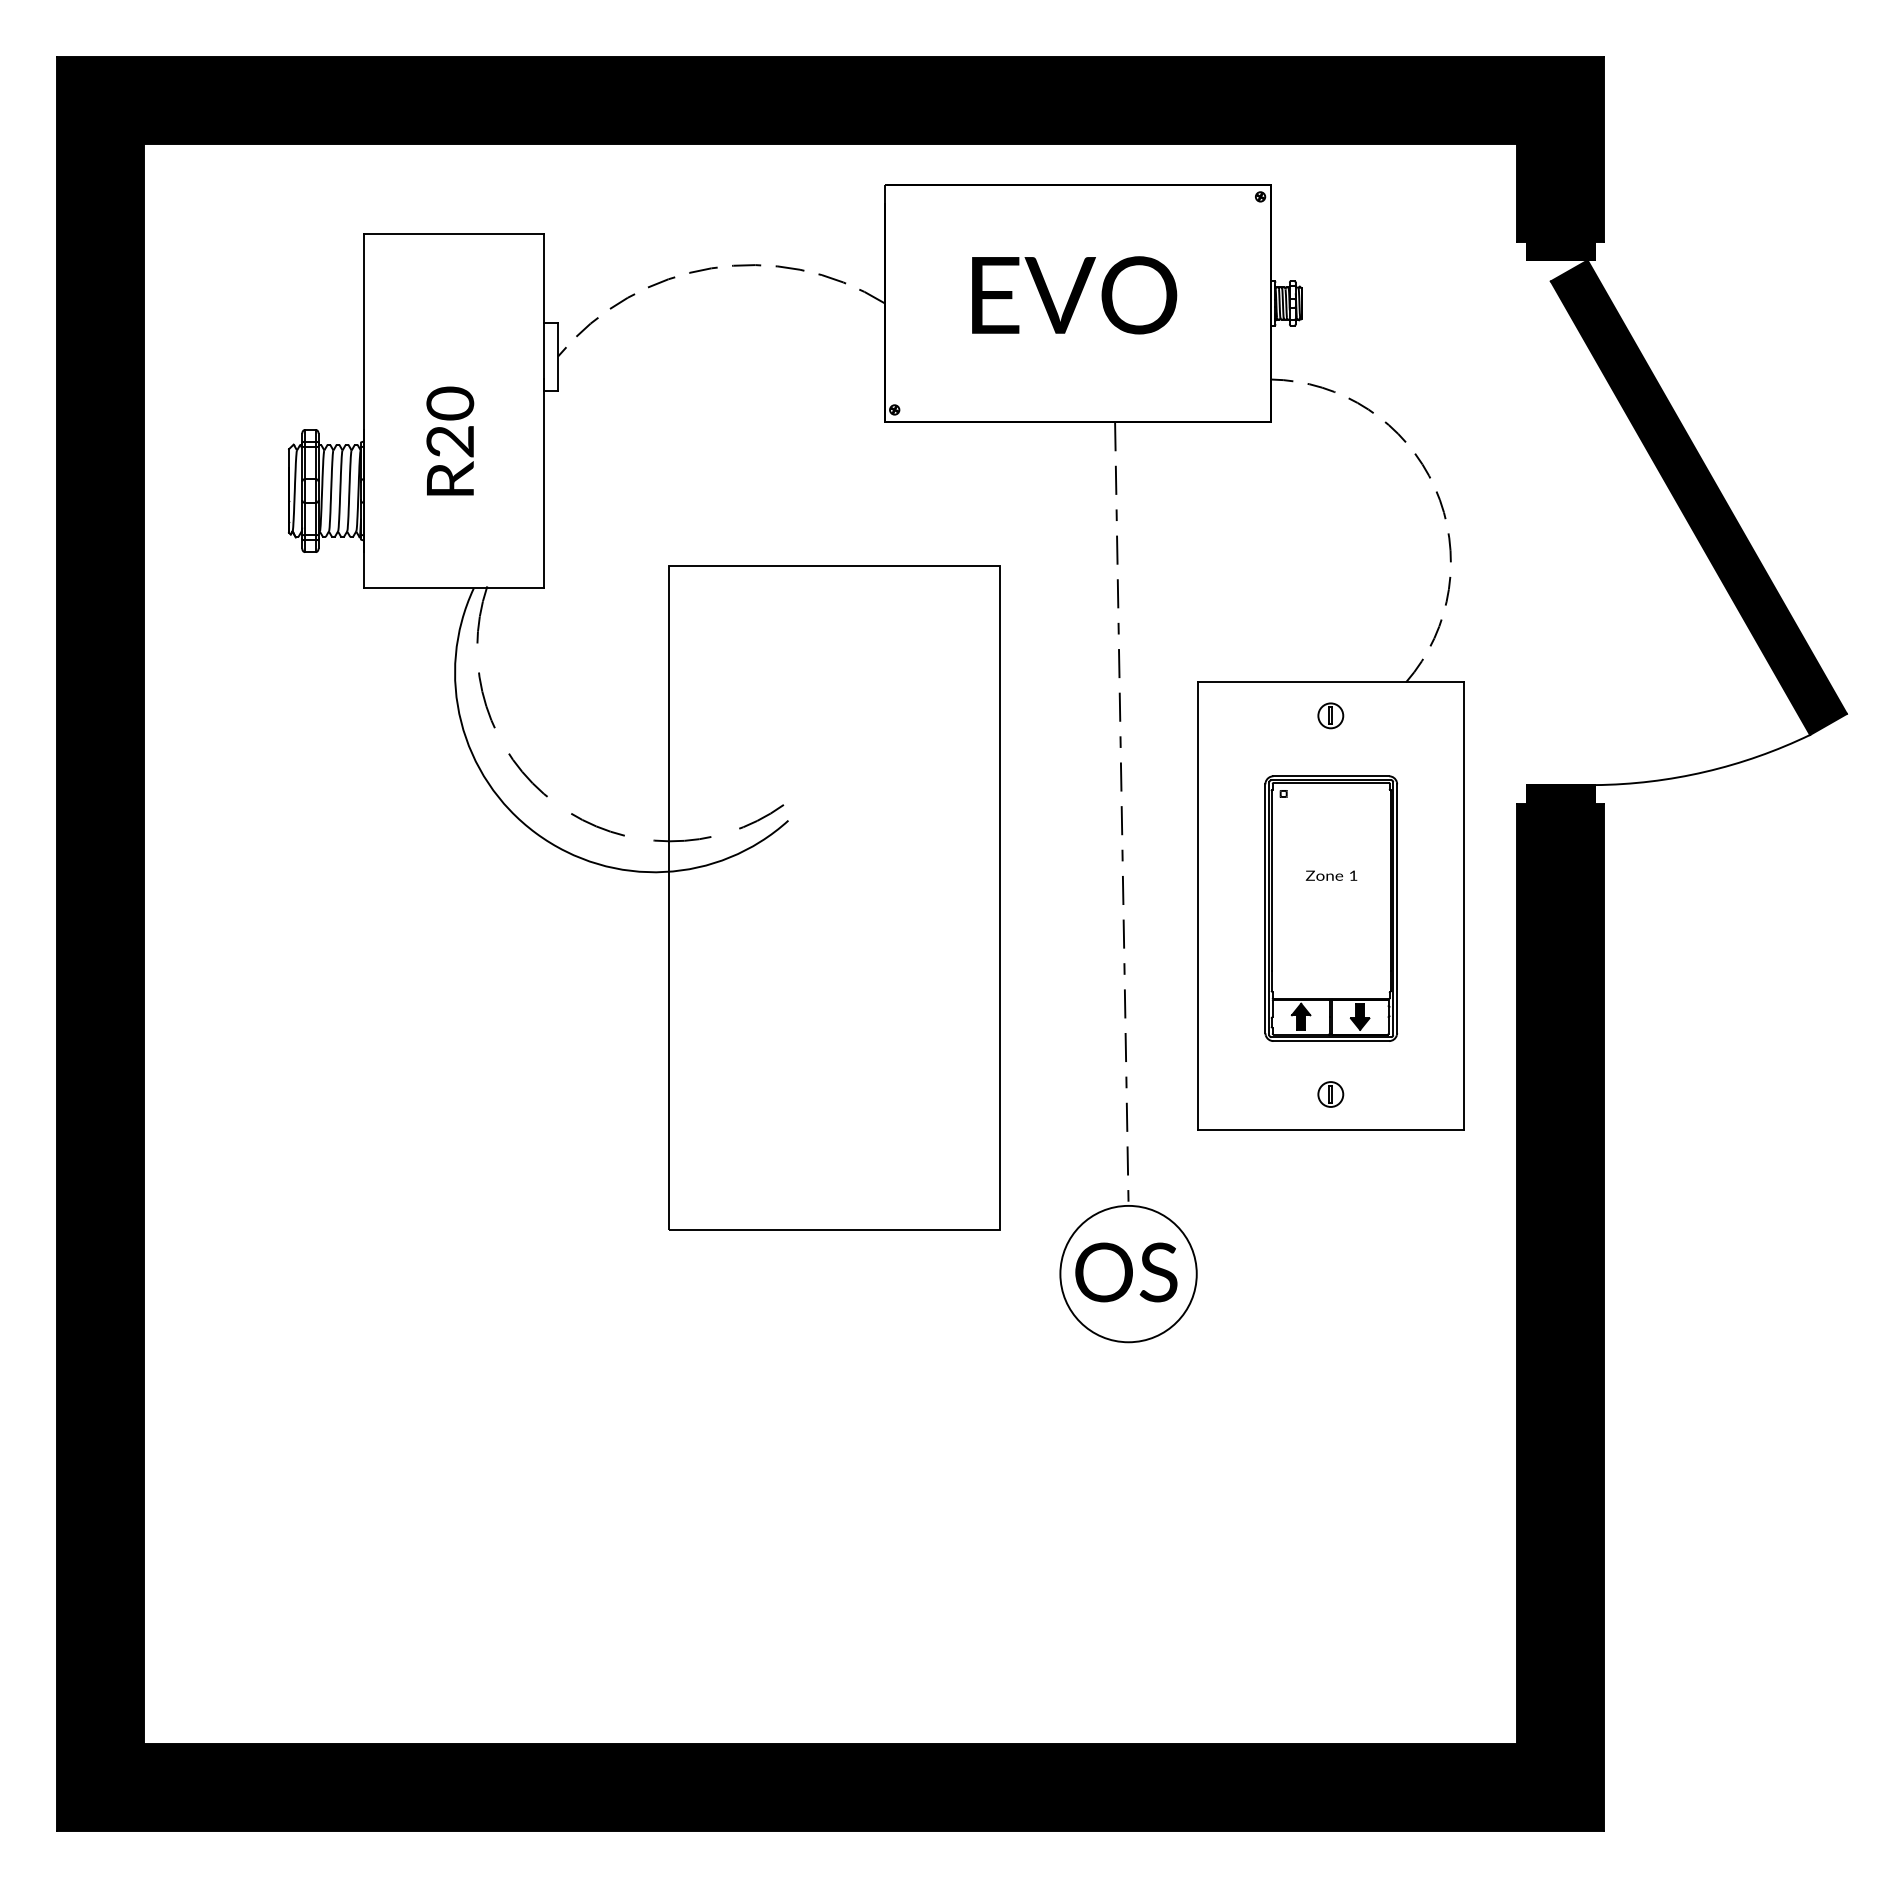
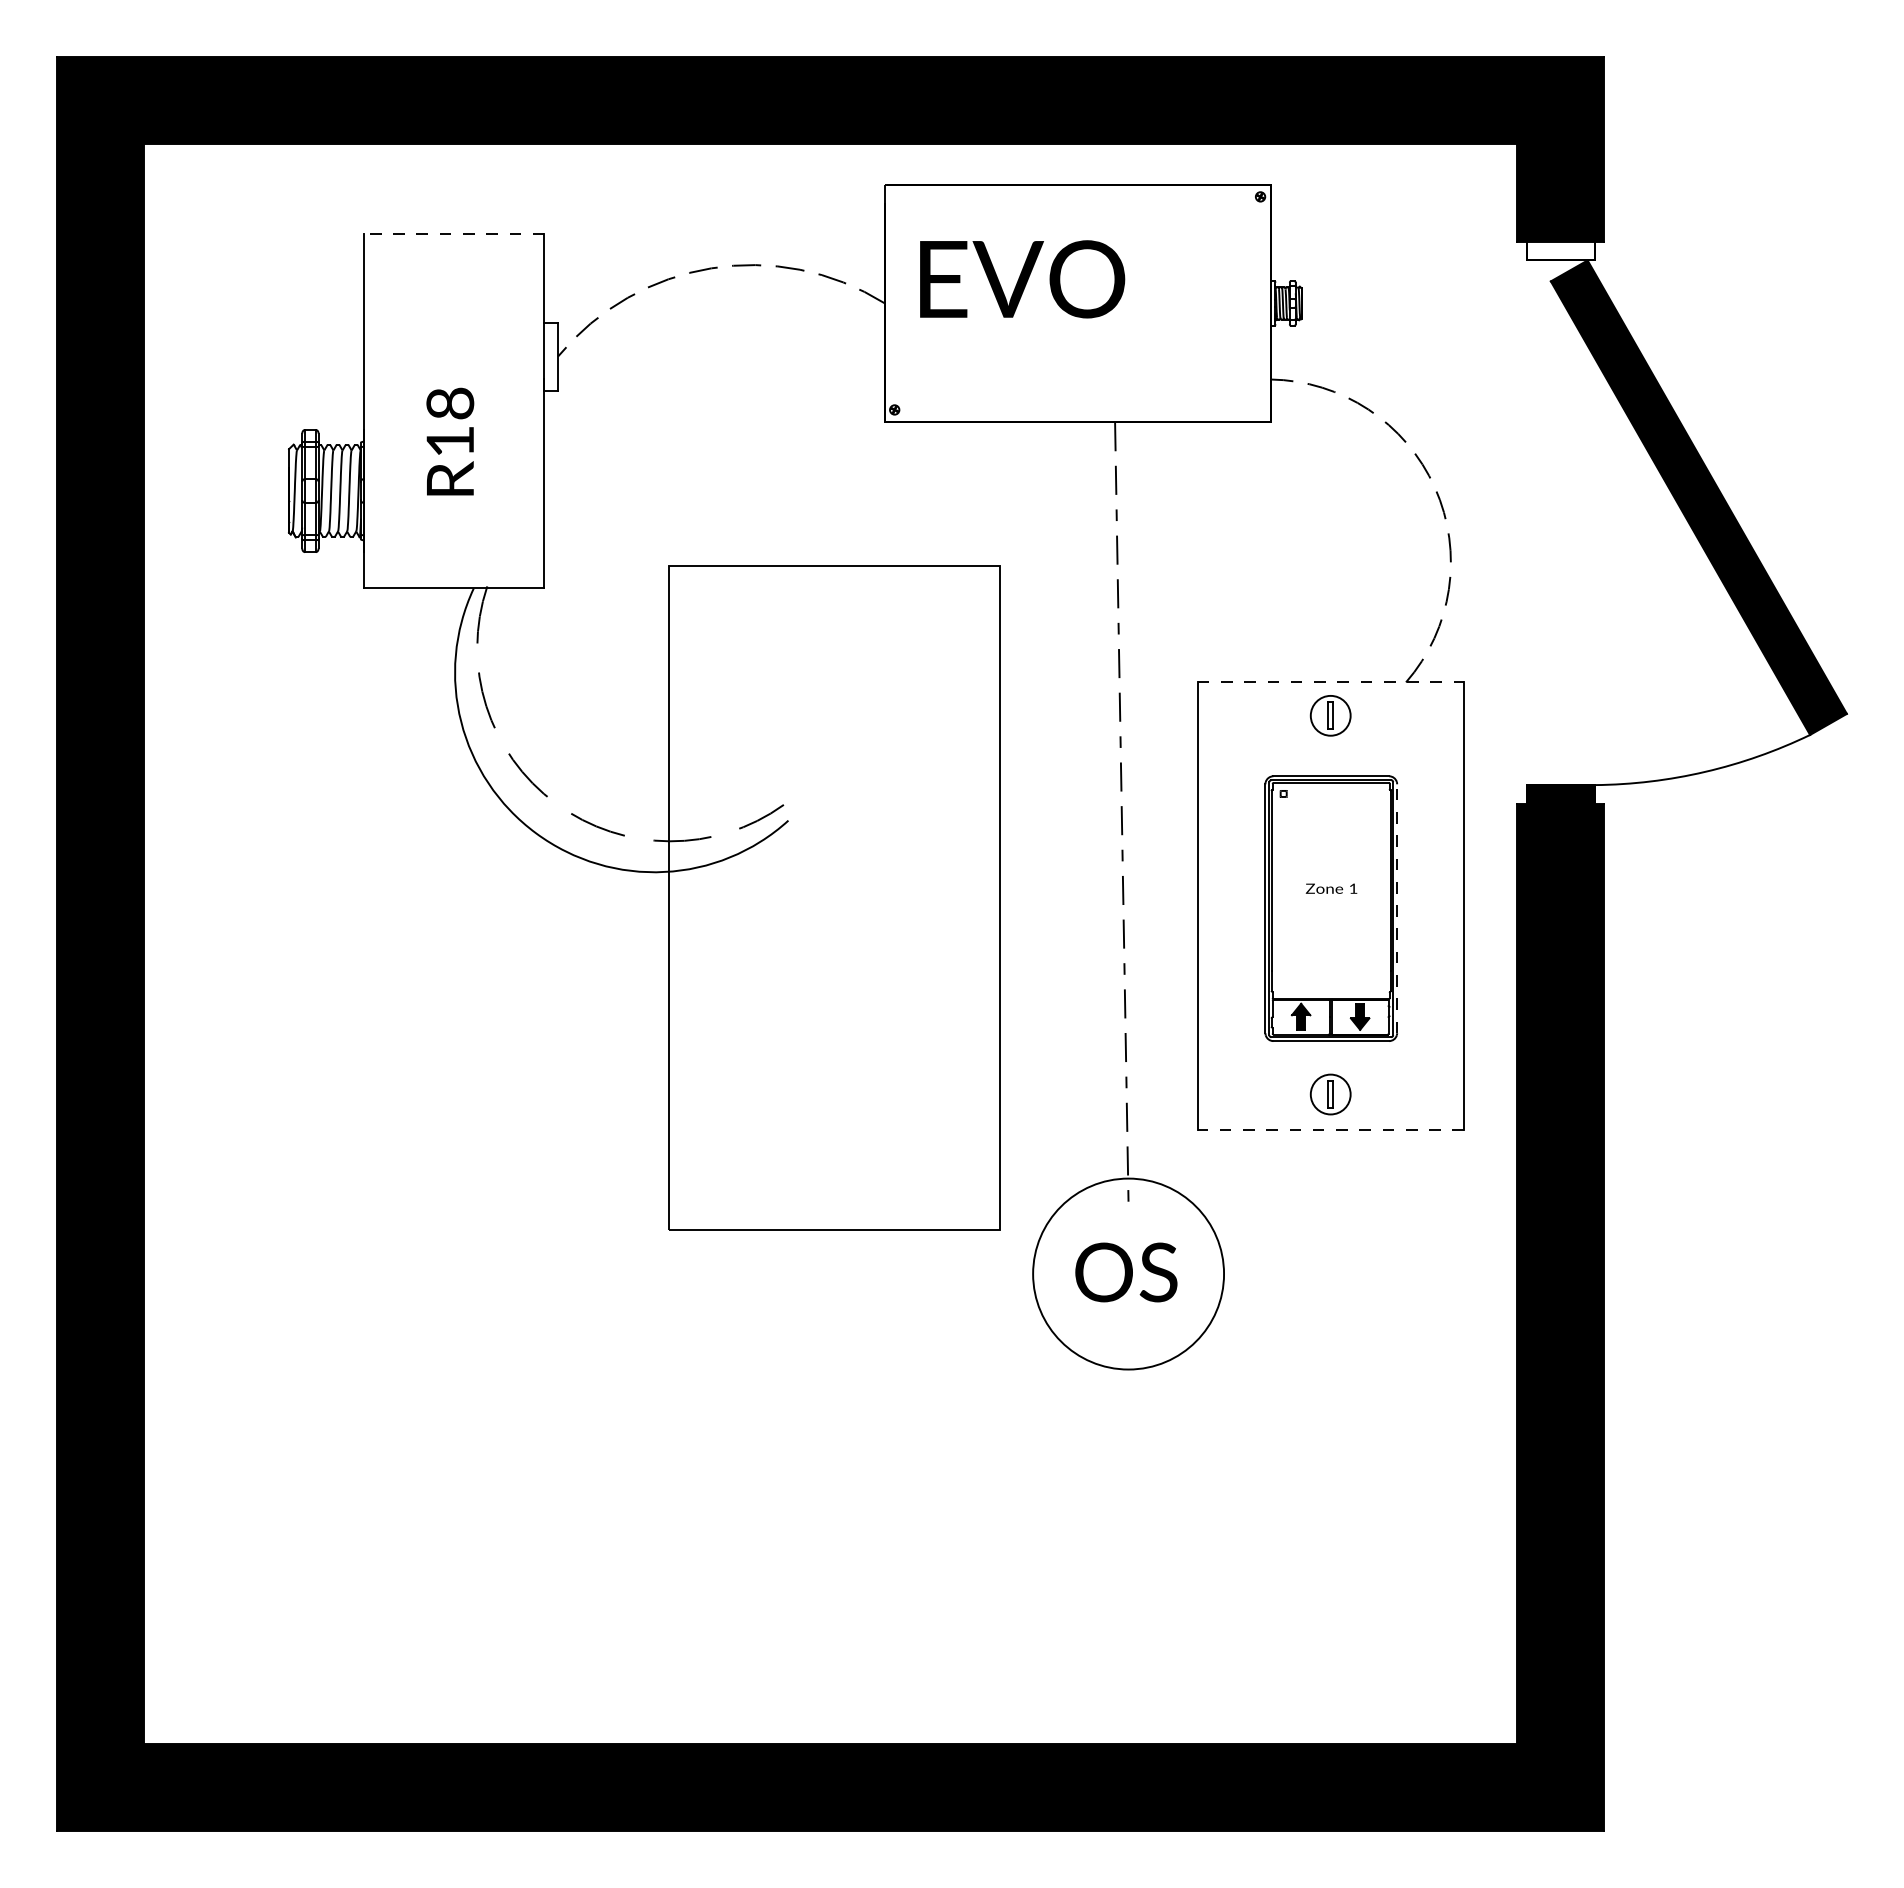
line: solid -> dashed (453, 233)
fill: present -> none (1560, 250)
text position: (1074, 295) -> (1022, 279) (1022, 279)
text: R20 -> R18 (449, 421)
line: solid -> dashed (1331, 682)
part size: 28x28 px -> 43x42 px (1330, 715)
text position: (1331, 875) -> (1331, 888) (1331, 888)
line: solid -> dashed (1397, 908)
part size: 28x27 px -> 43x43 px (1330, 1094)
line: solid -> dashed (1330, 1129)
circle diameter: 136 px -> 191 px (1128, 1273)
